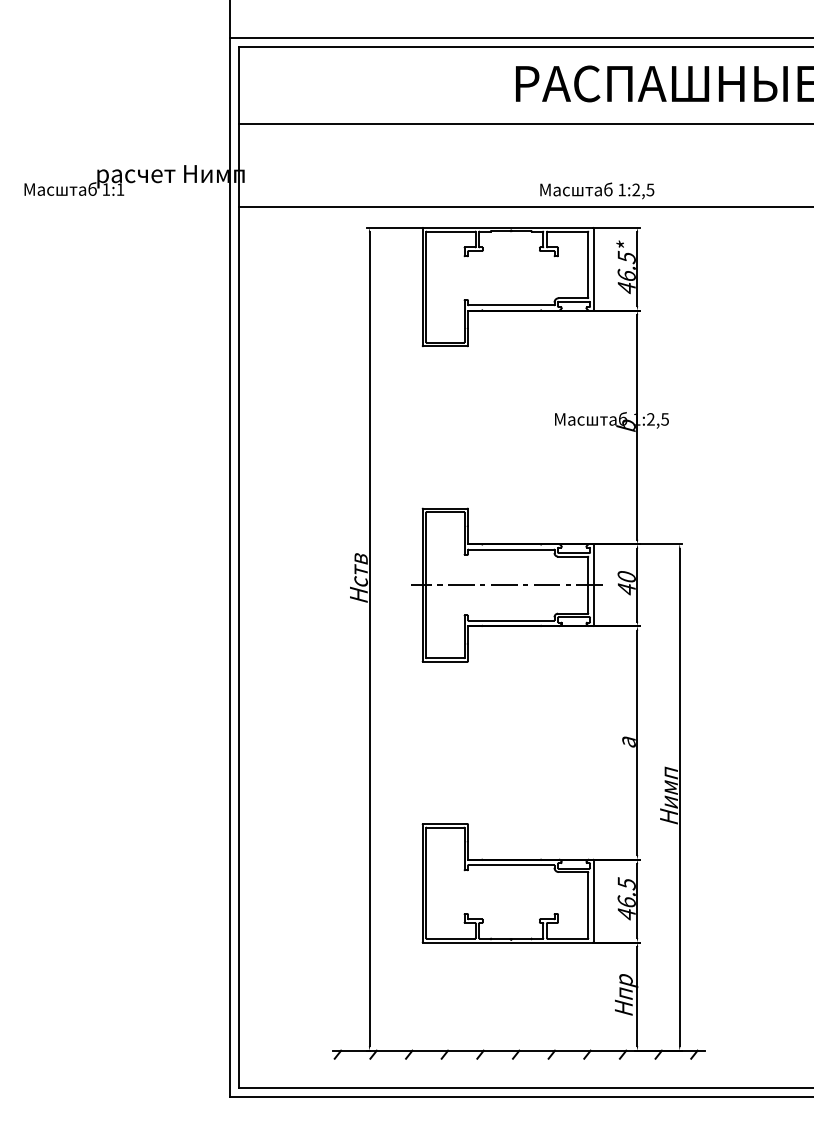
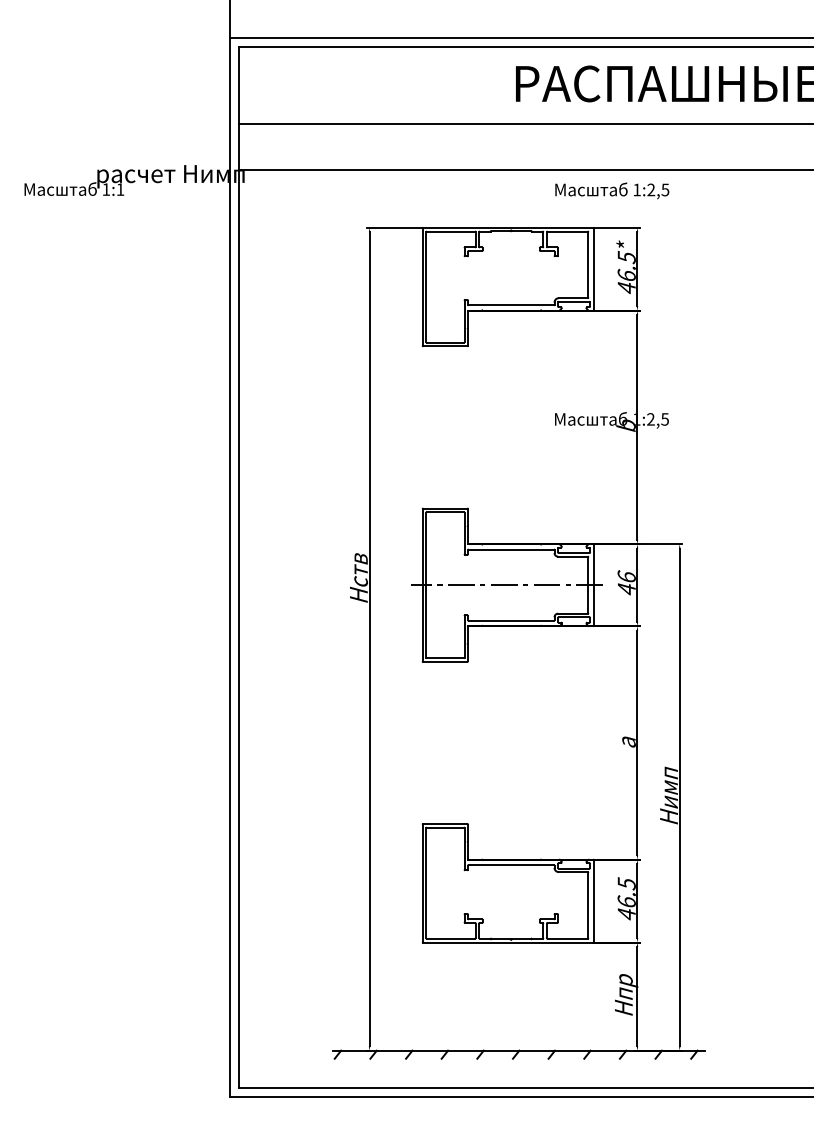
text position: (597, 190) -> (612, 190) (612, 190)
line position: (524, 207) -> (524, 170) (524, 170)
text: 40 -> 46 (626, 576)
